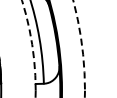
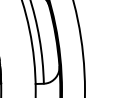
circle: dashed -> solid (28, 48)
circle: dashed -> solid (79, 48)
